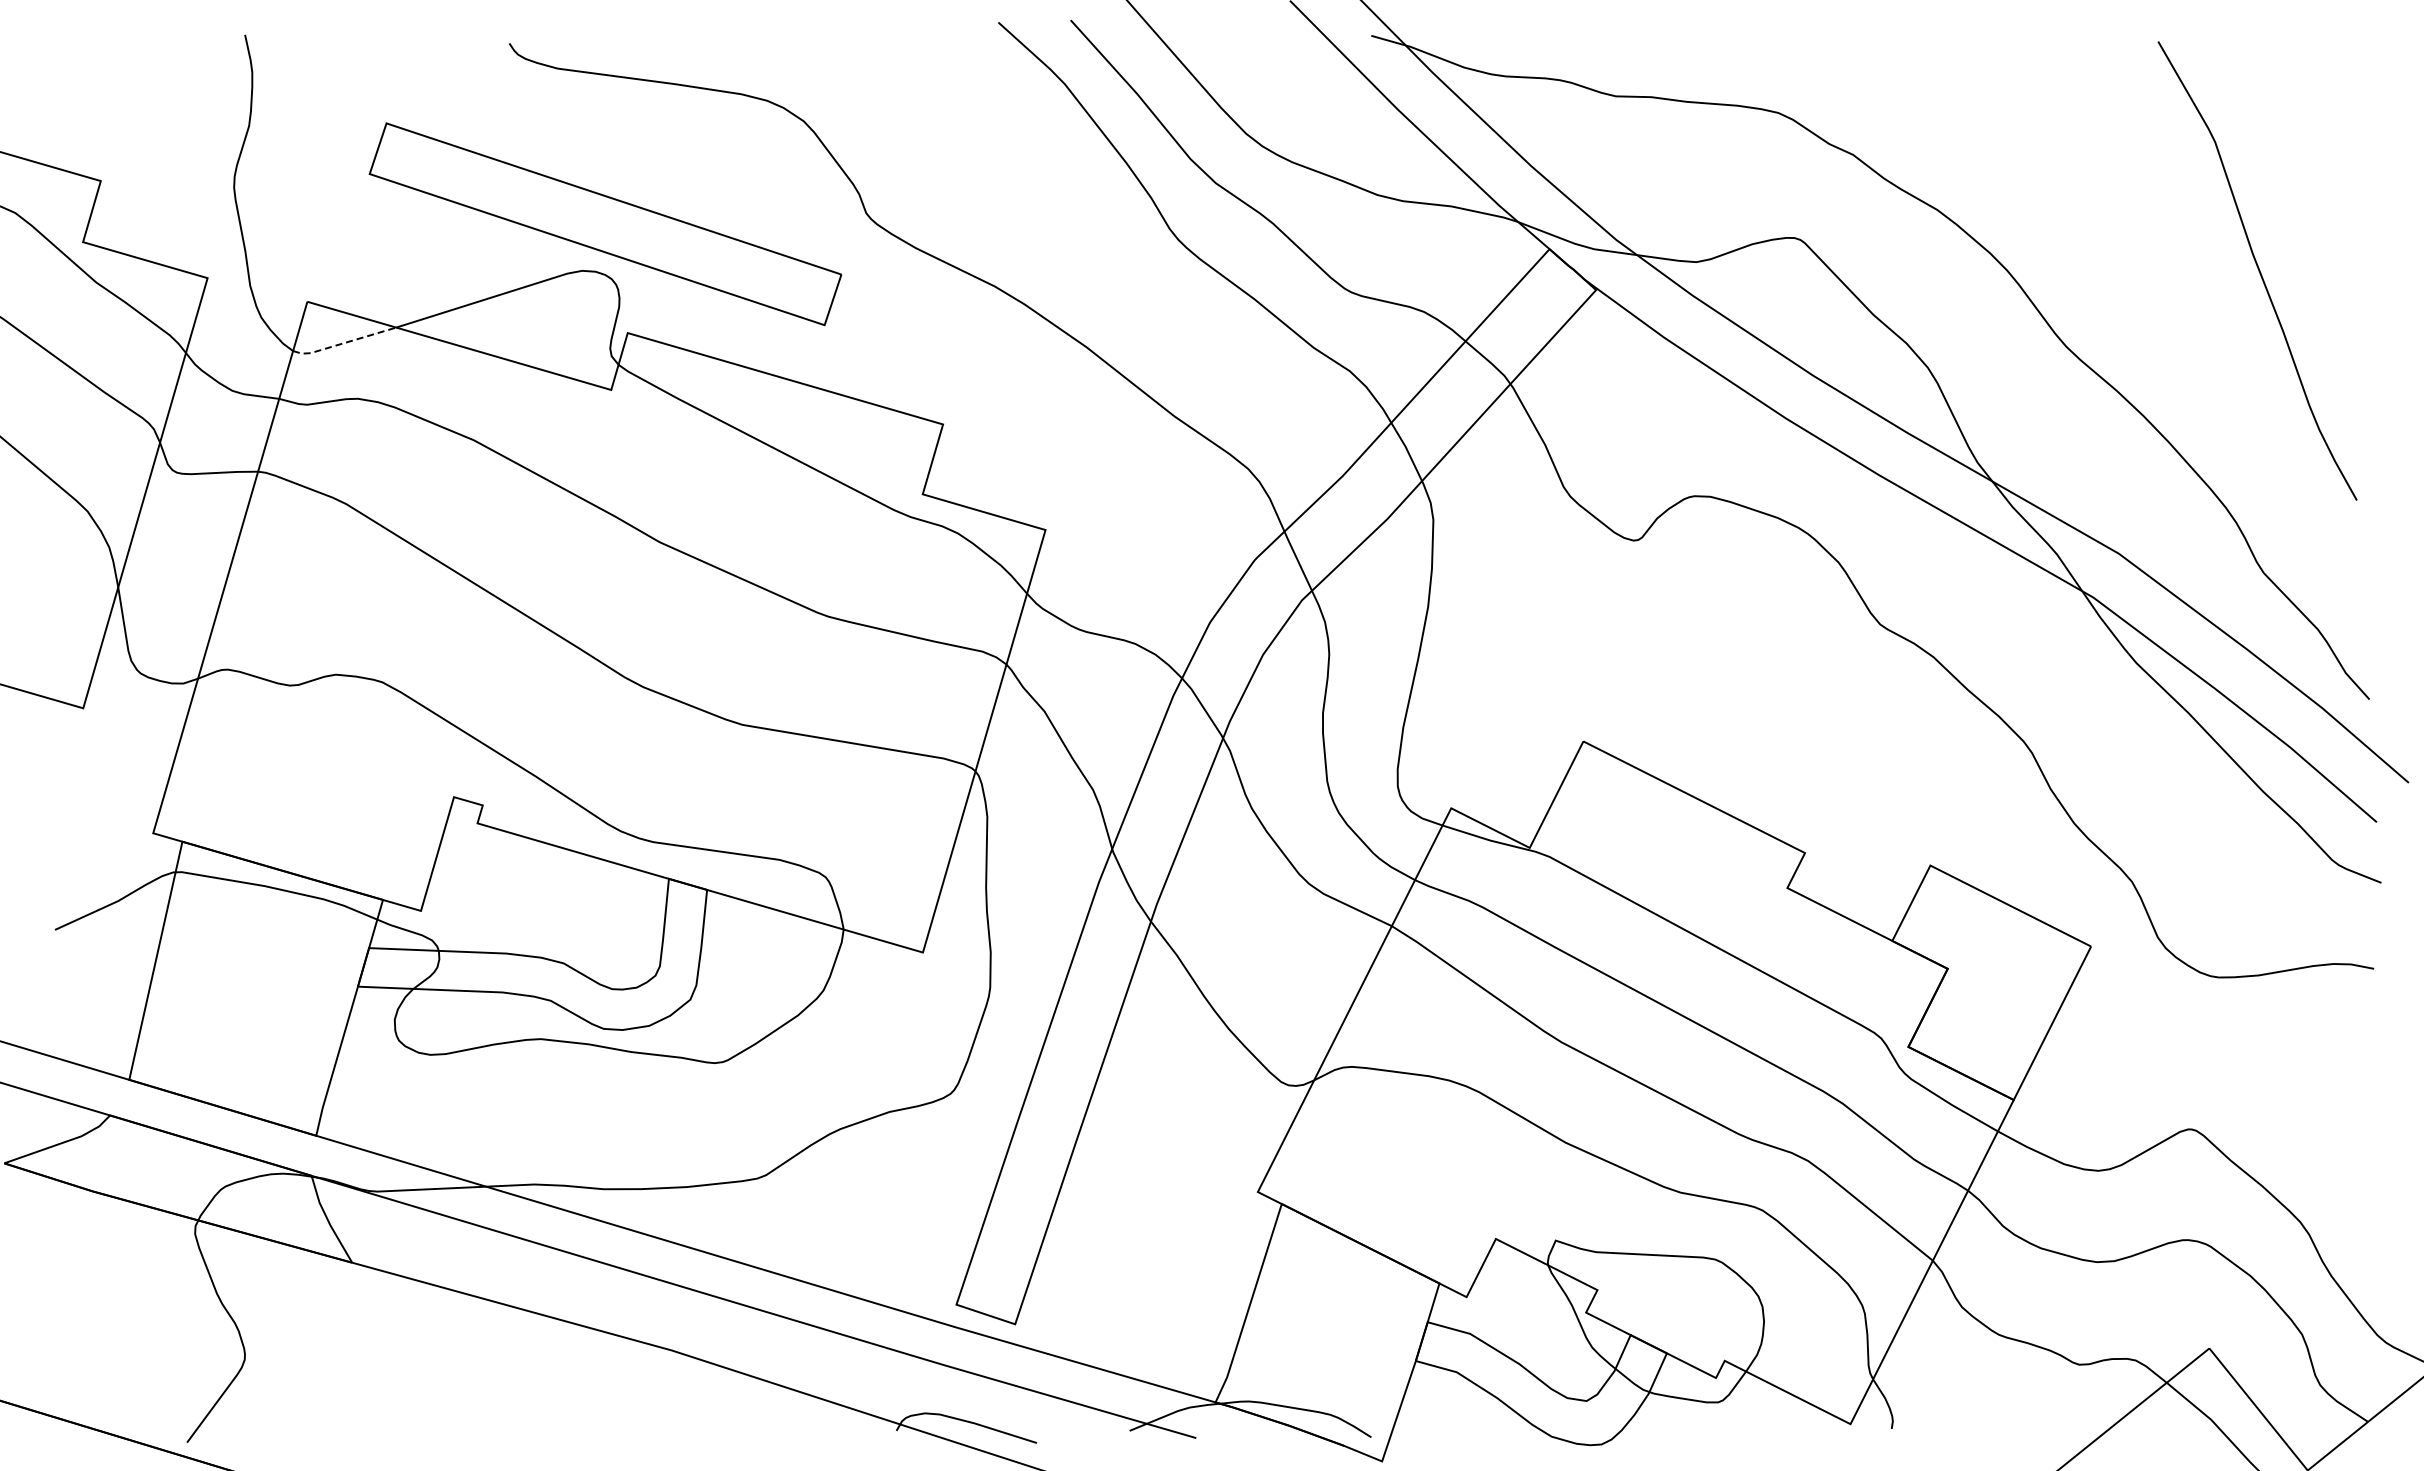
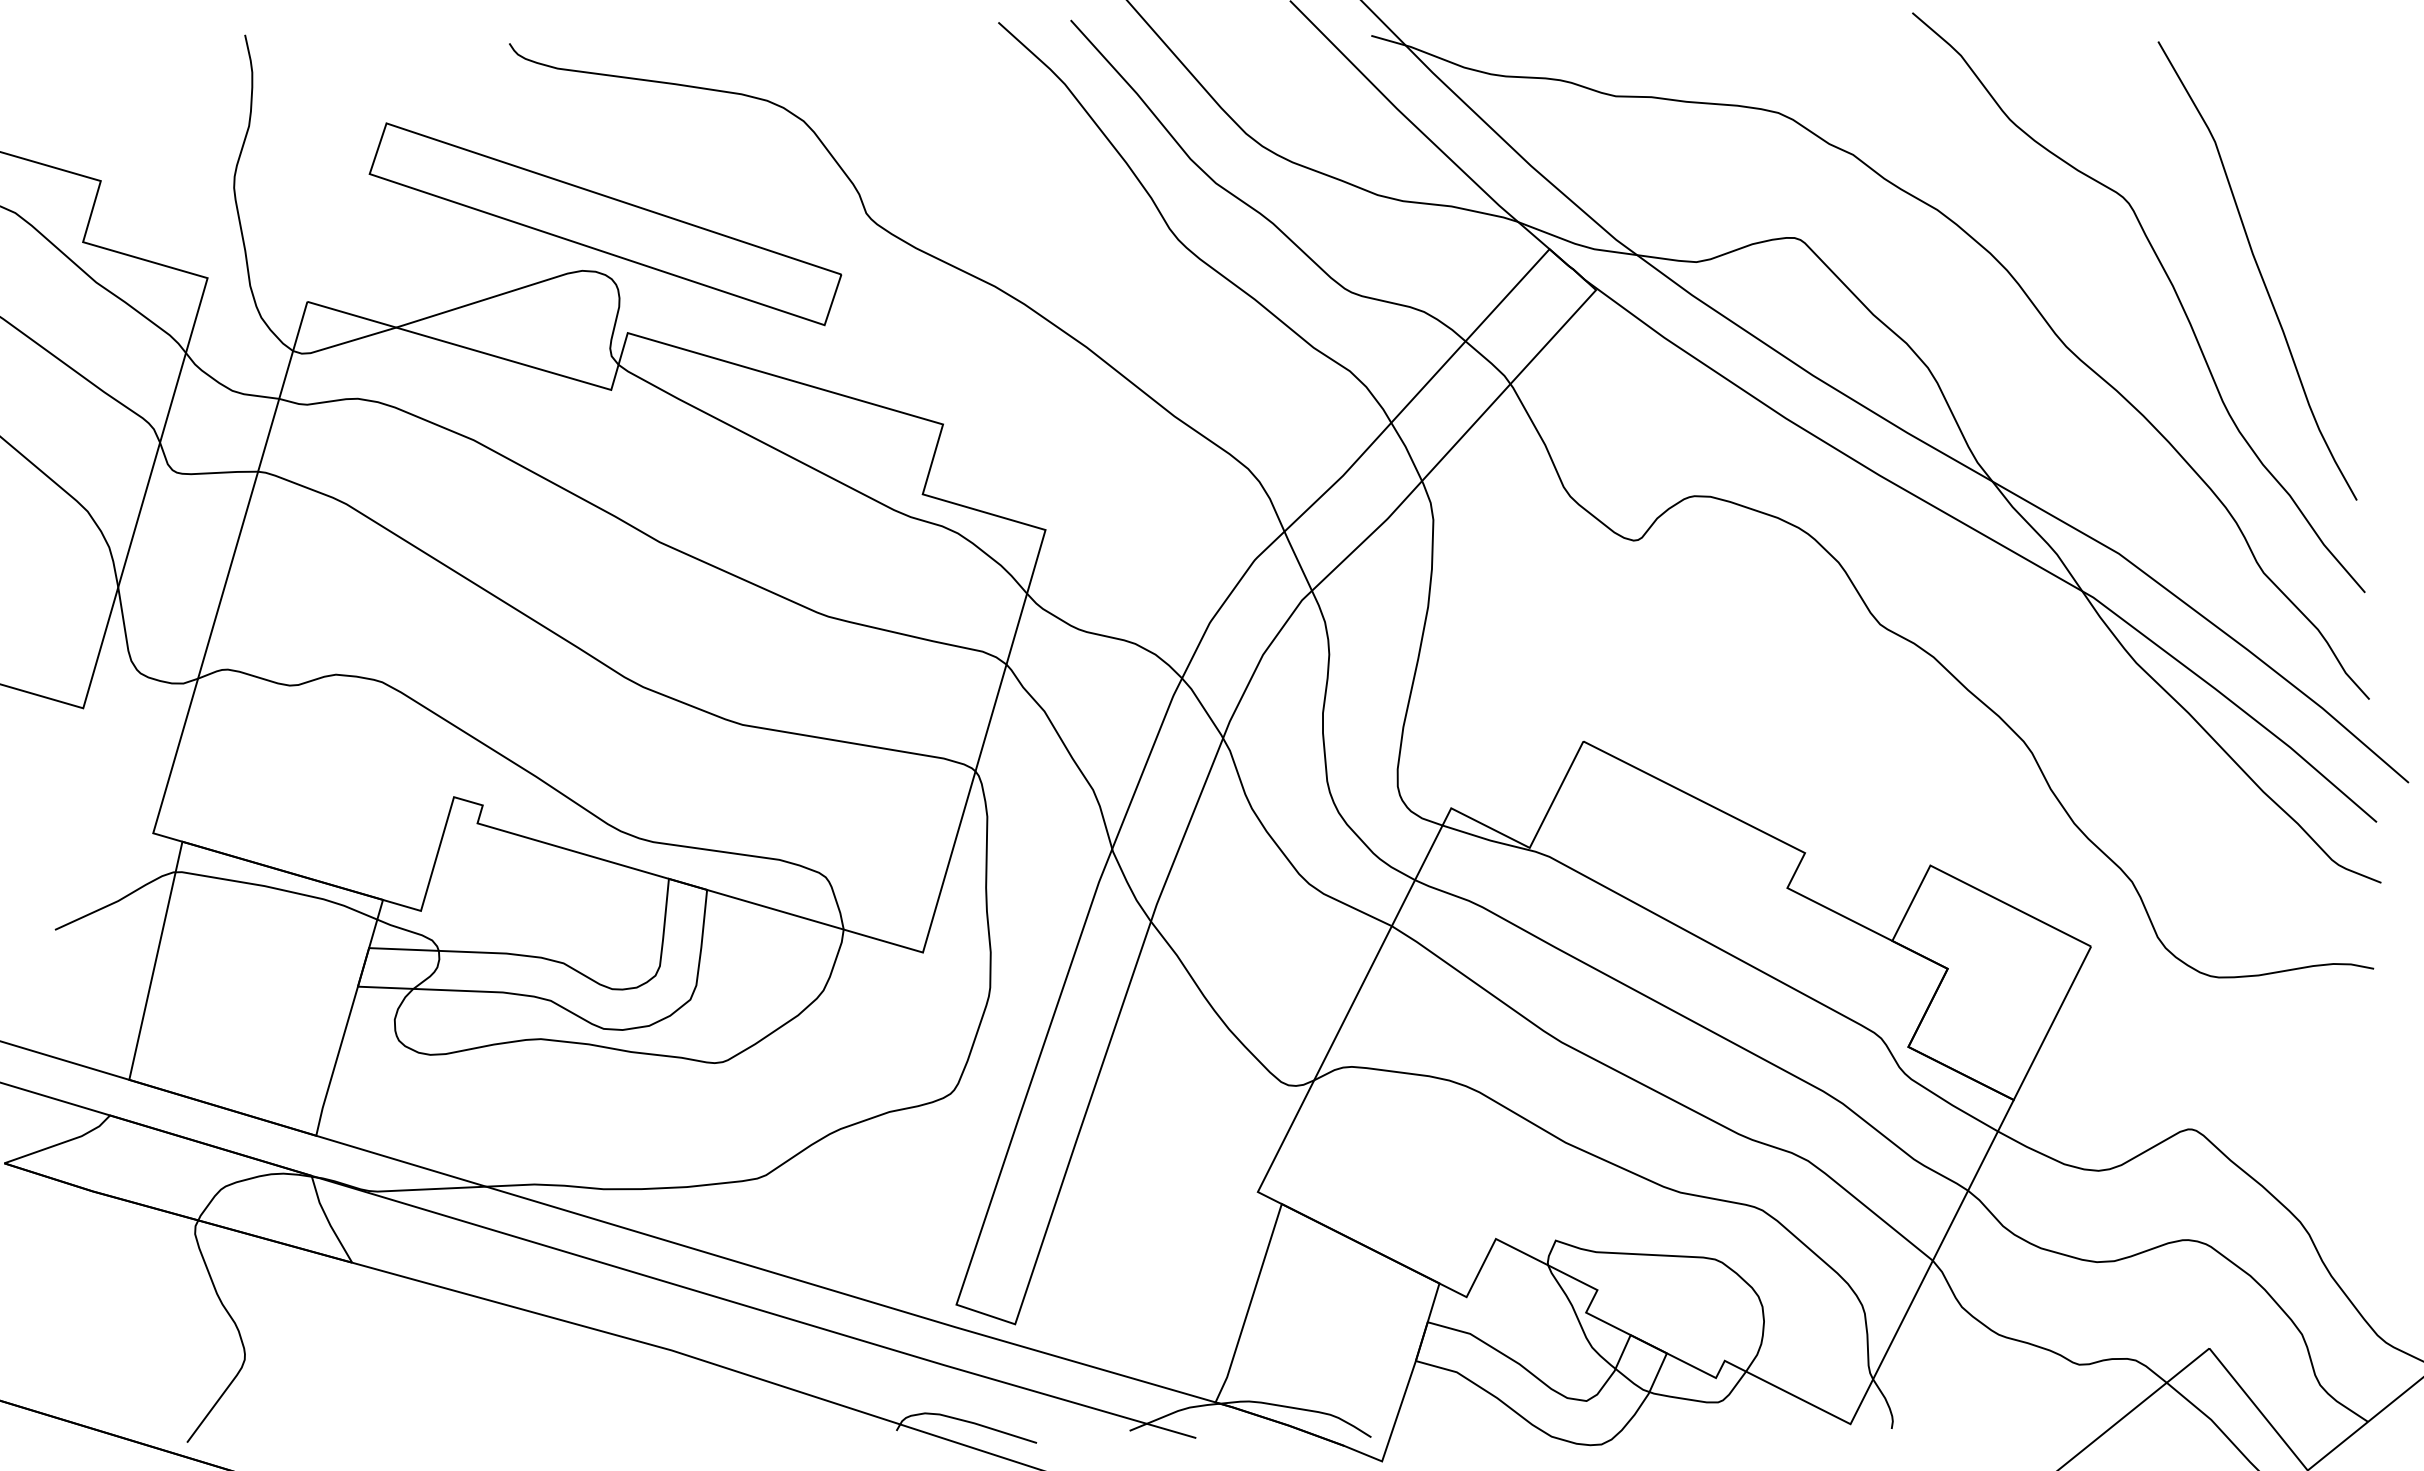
curve: none -> present (2171, 285)
line: dashed -> solid (343, 343)
